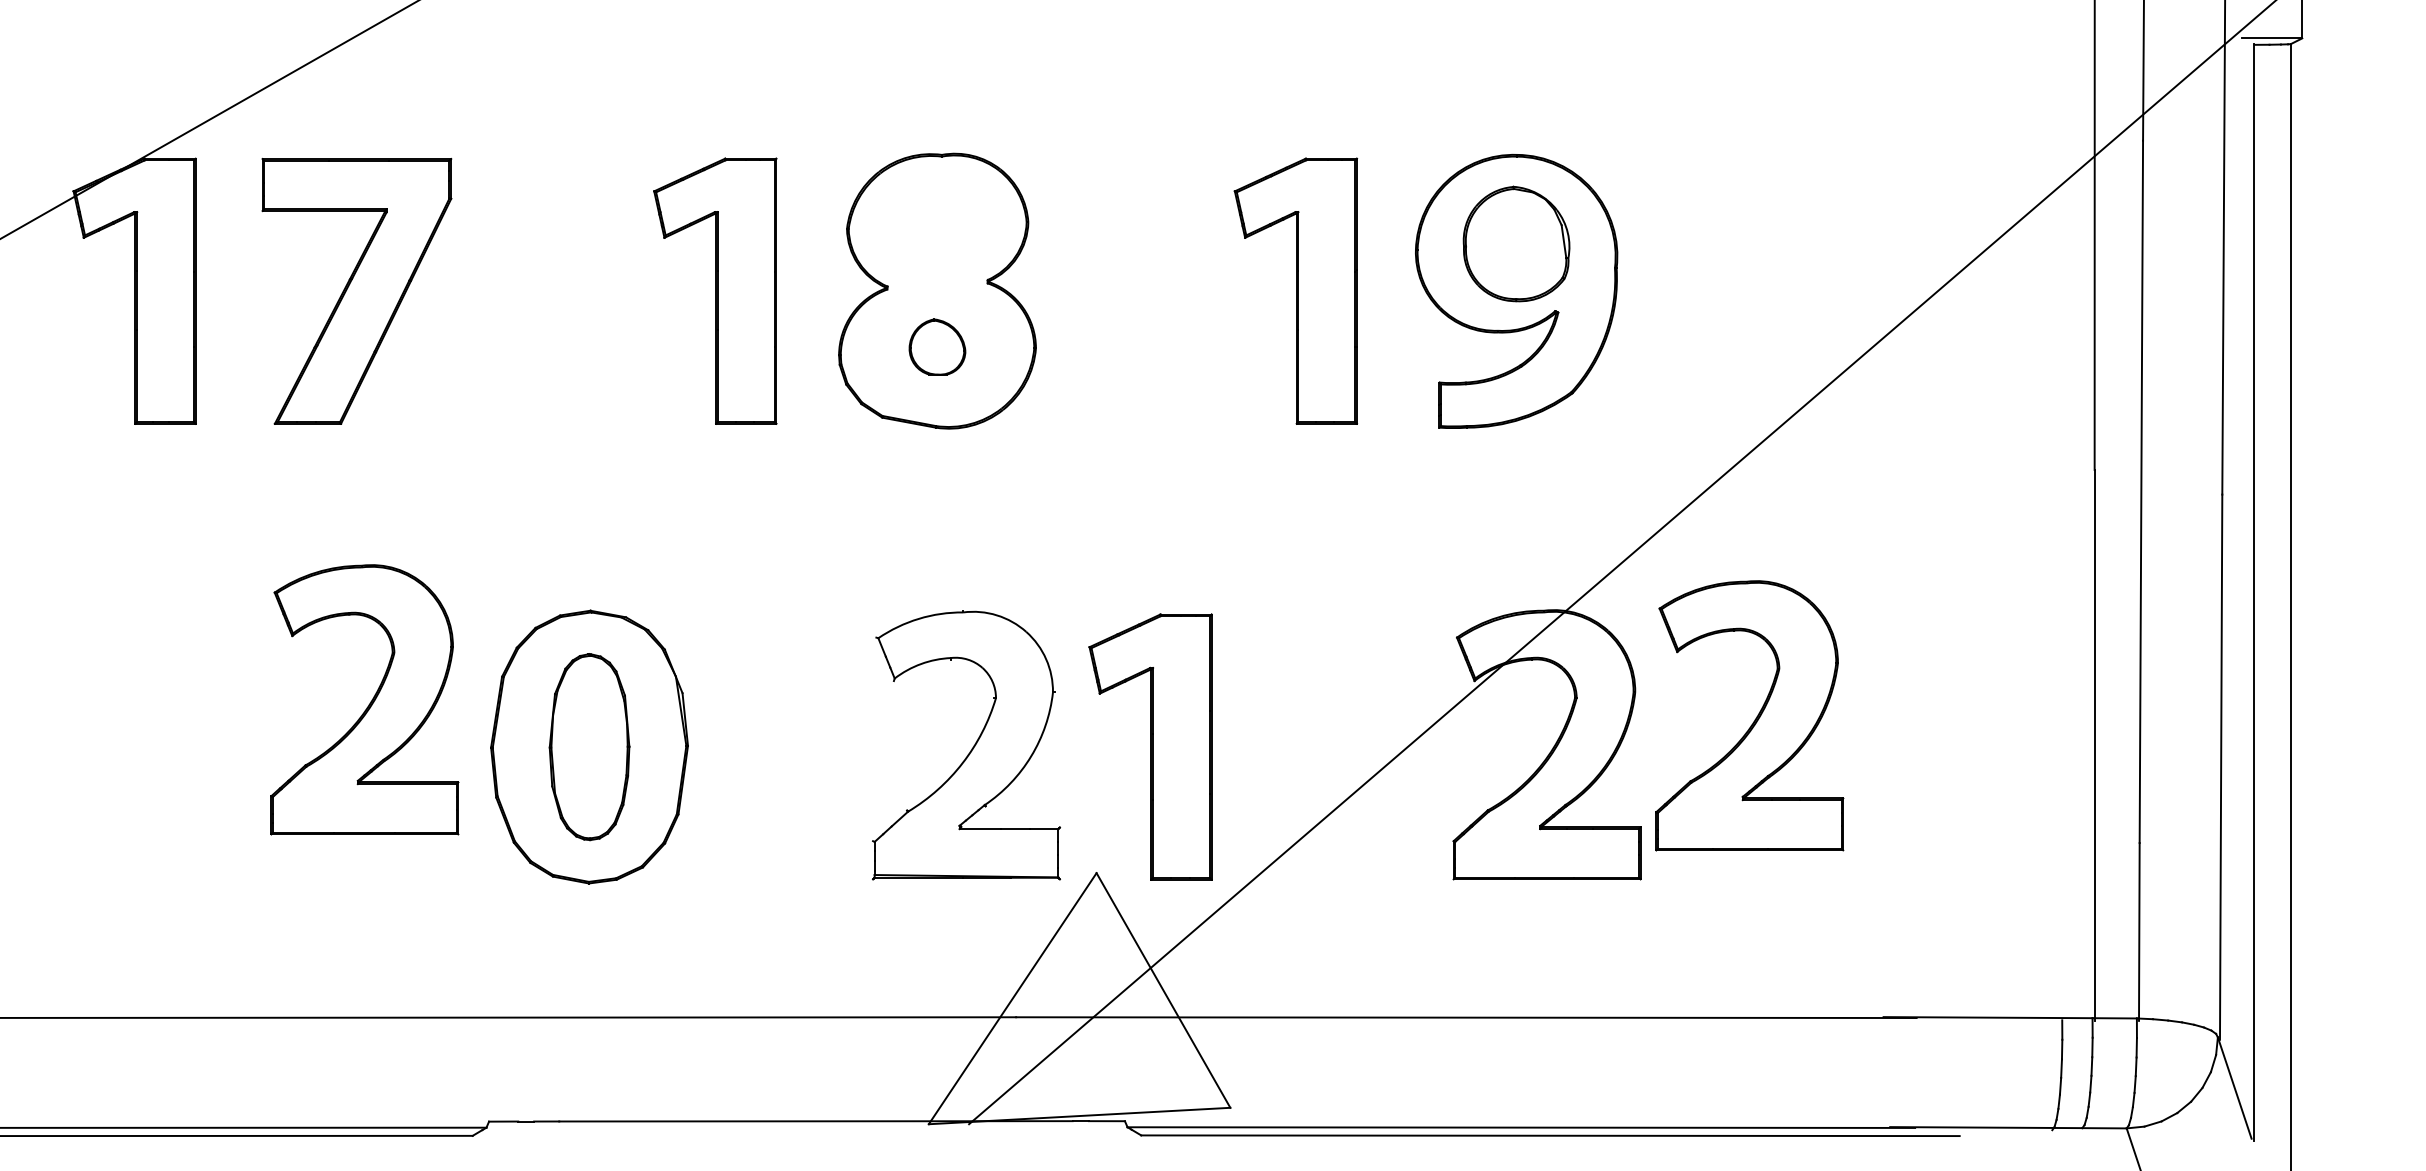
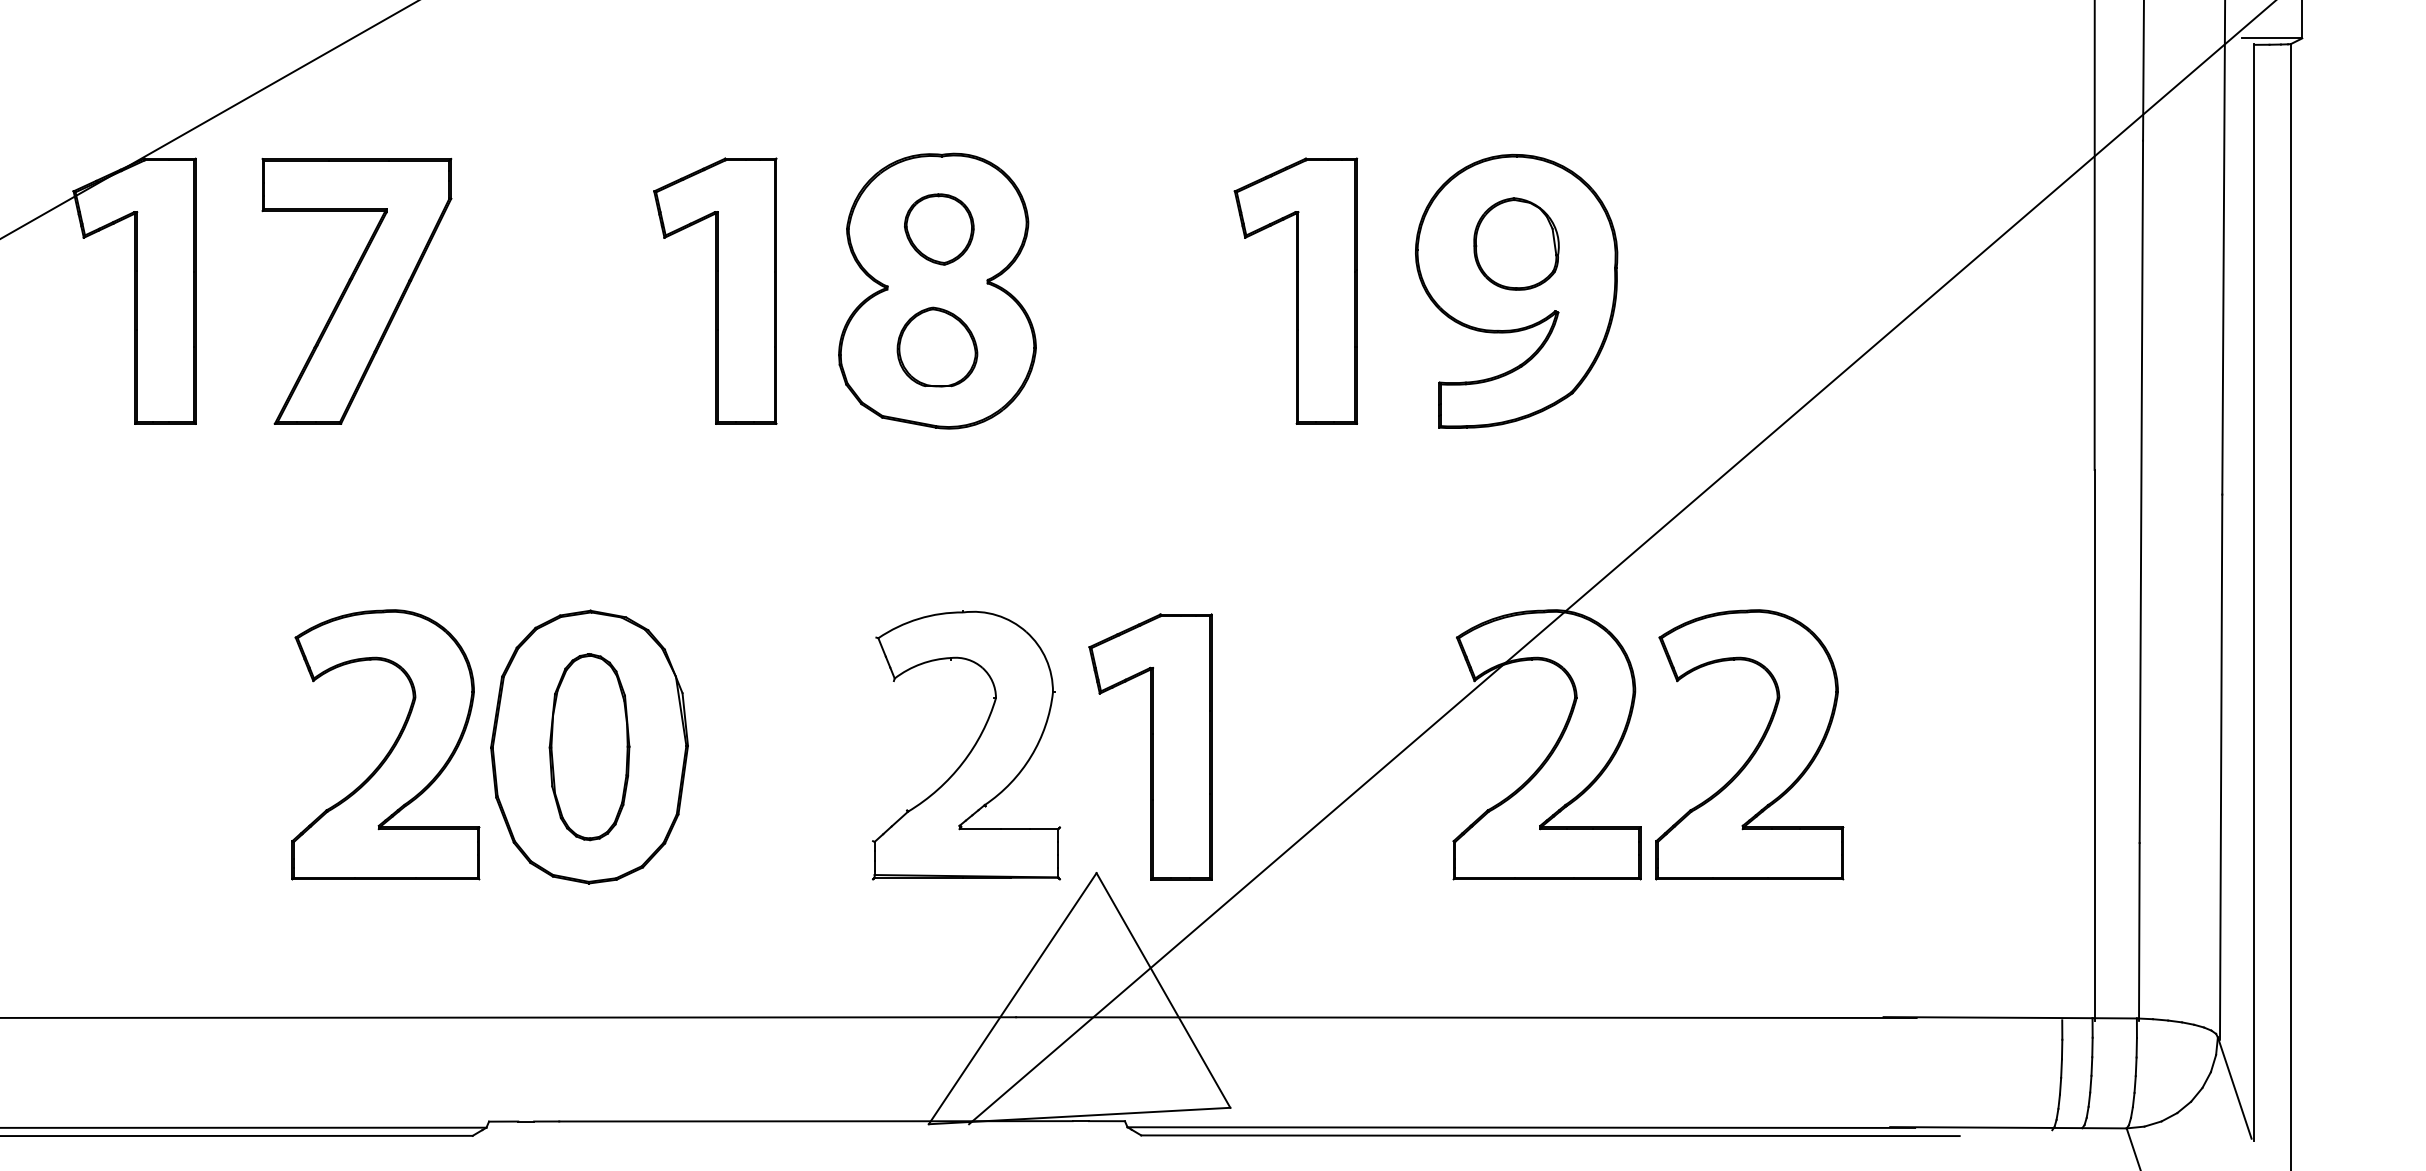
part: none -> present (939, 229)
part size: 109x118 px -> 87x94 px (1516, 243)
part size: 59x58 px -> 83x82 px (937, 346)
part position: (370, 701) -> (391, 746) (391, 746)
part position: (1754, 719) -> (1754, 748) (1754, 748)
